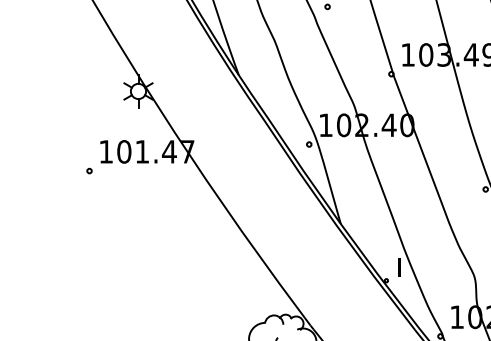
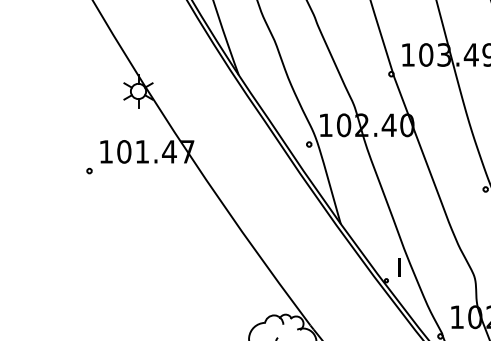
part: present -> none (327, 6)
